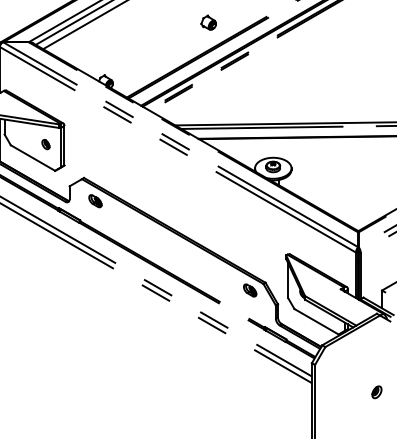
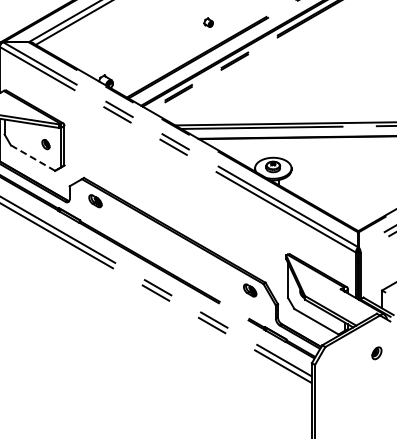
part size: 17x17 px -> 11x11 px (208, 22)
line: present -> none (83, 25)
line: solid -> dashed (33, 158)
part position: (376, 392) -> (376, 353) (376, 353)
